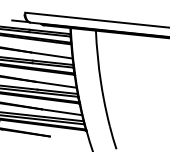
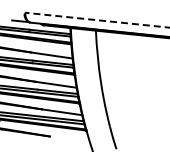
line: solid -> dashed (97, 20)
